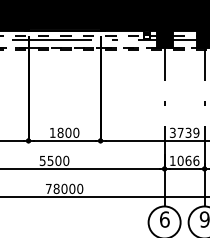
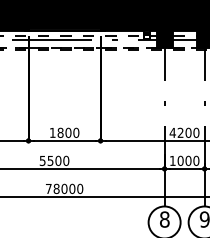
text: 3739 -> 4200 (184, 132)
text: 1066 -> 1000 (192, 160)
text: 6 -> 8 (164, 219)
